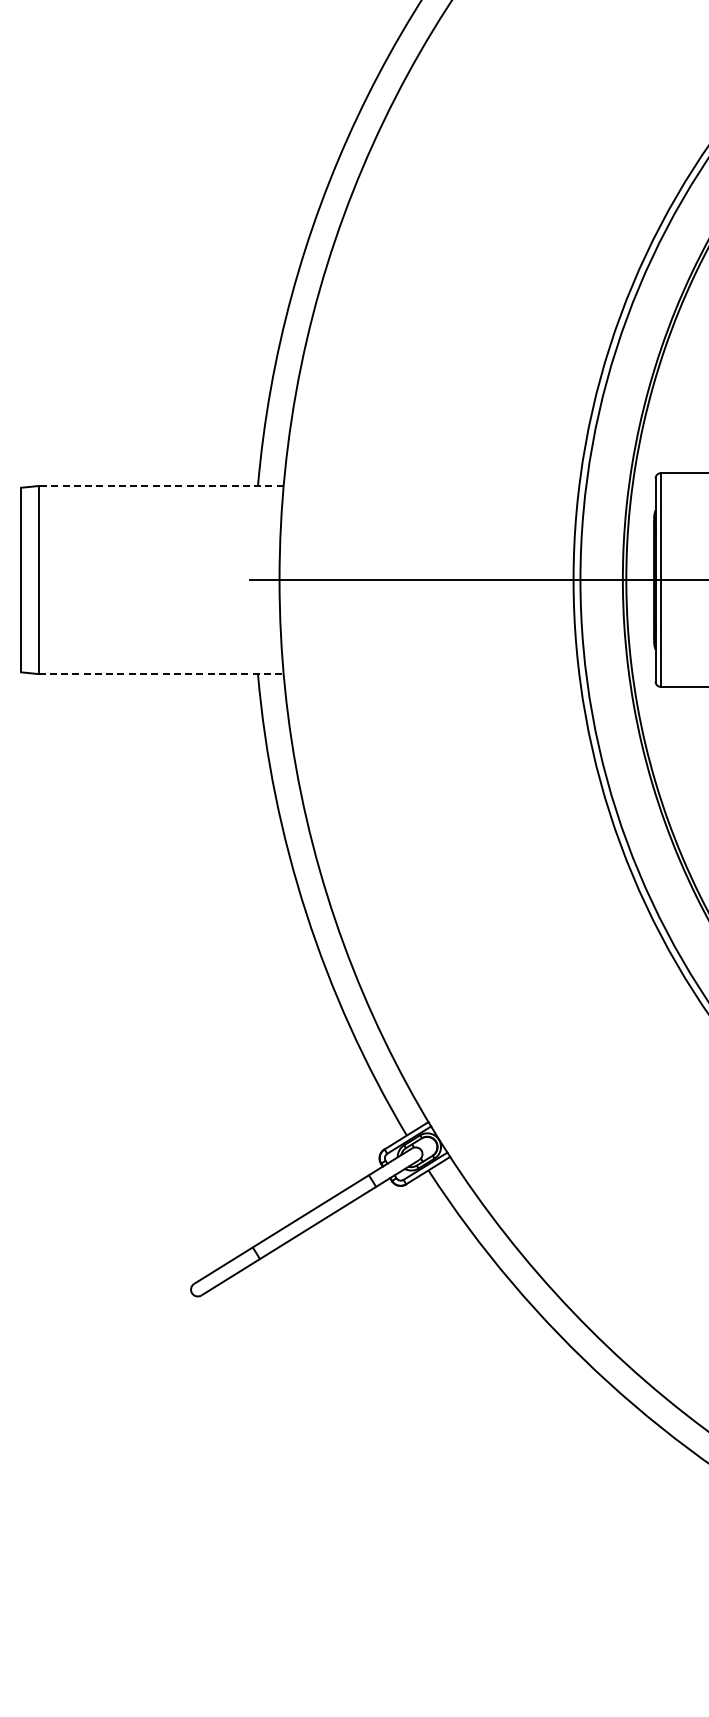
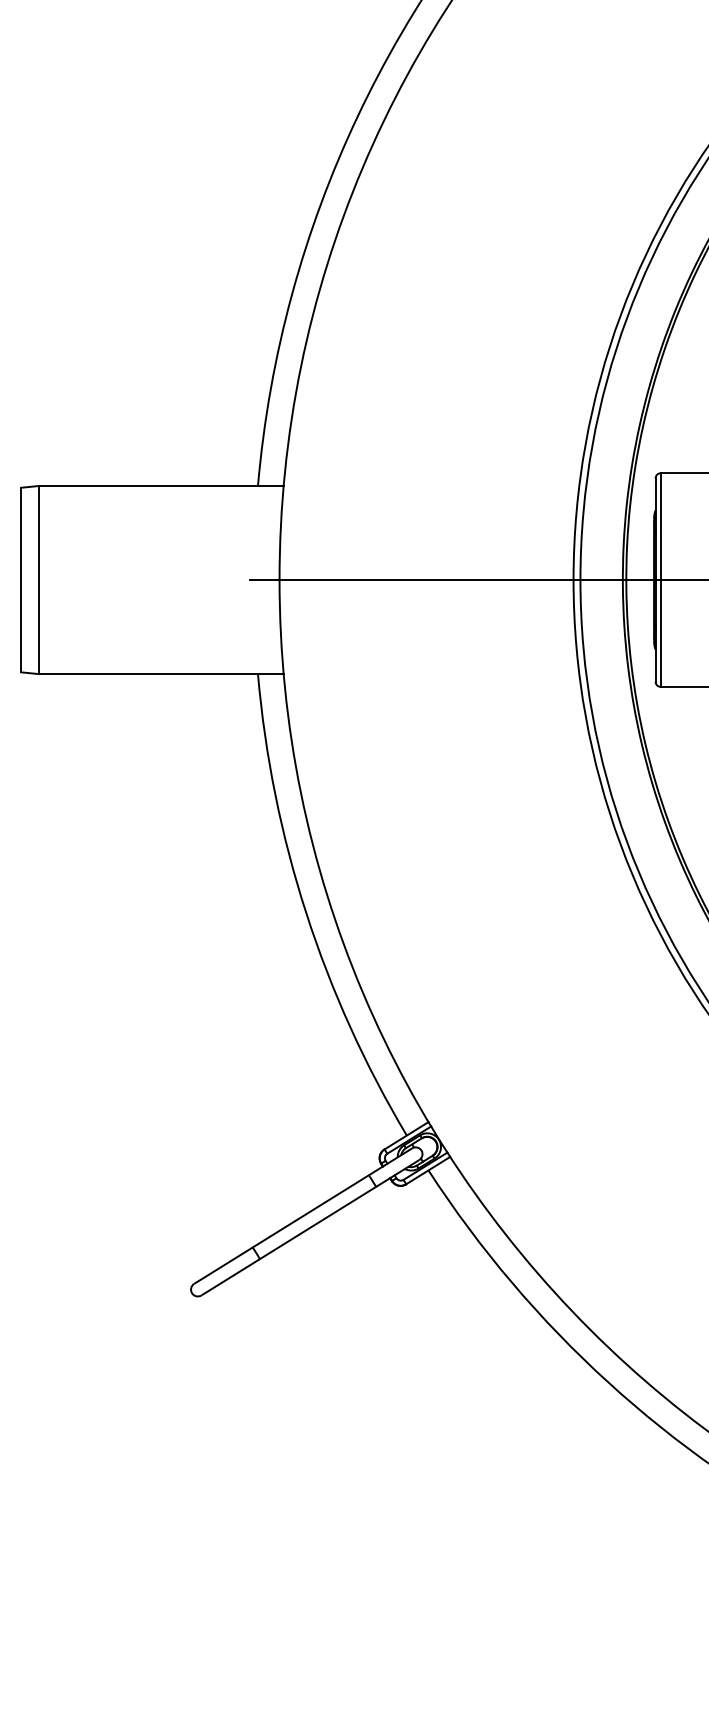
line: dashed -> solid (161, 486)
line: dashed -> solid (161, 674)
